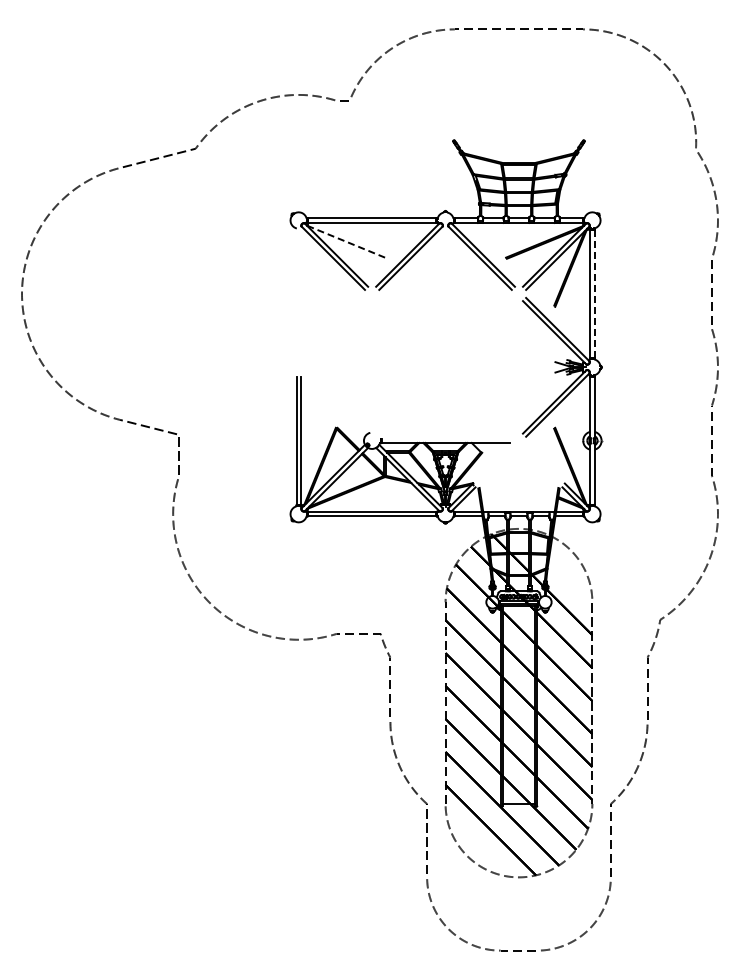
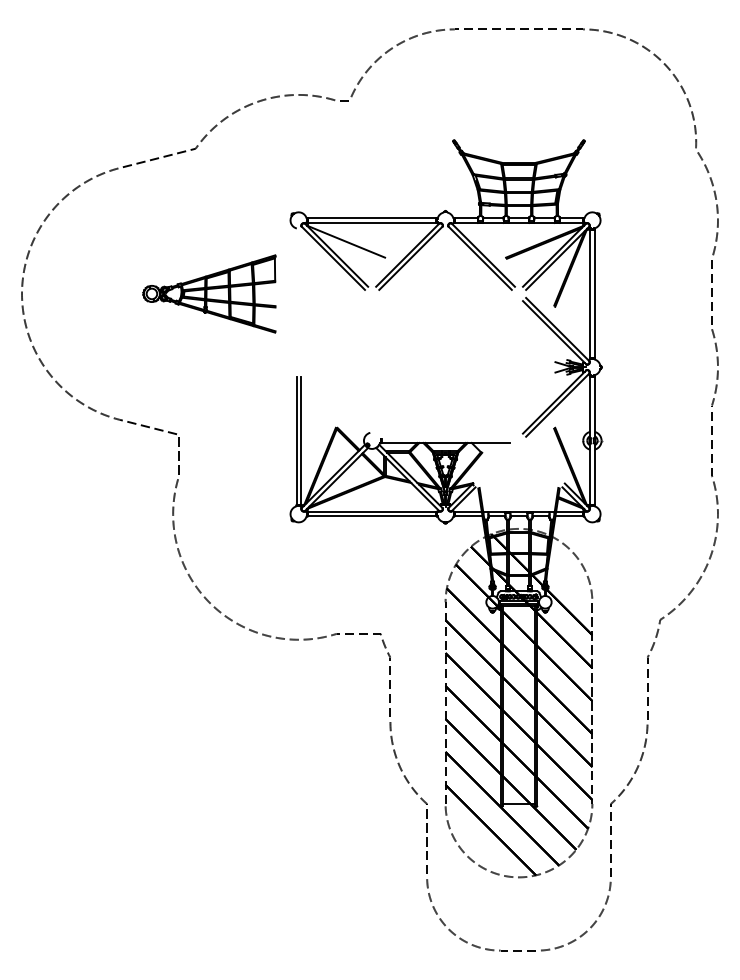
line: dashed -> solid (345, 241)
part: none -> present (209, 293)
line: dashed -> solid (594, 293)
